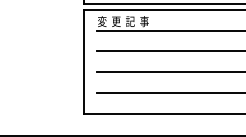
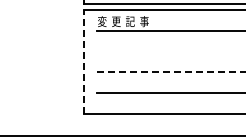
line: present -> none (169, 51)
line: solid -> dashed (84, 61)
line: solid -> dashed (171, 72)
